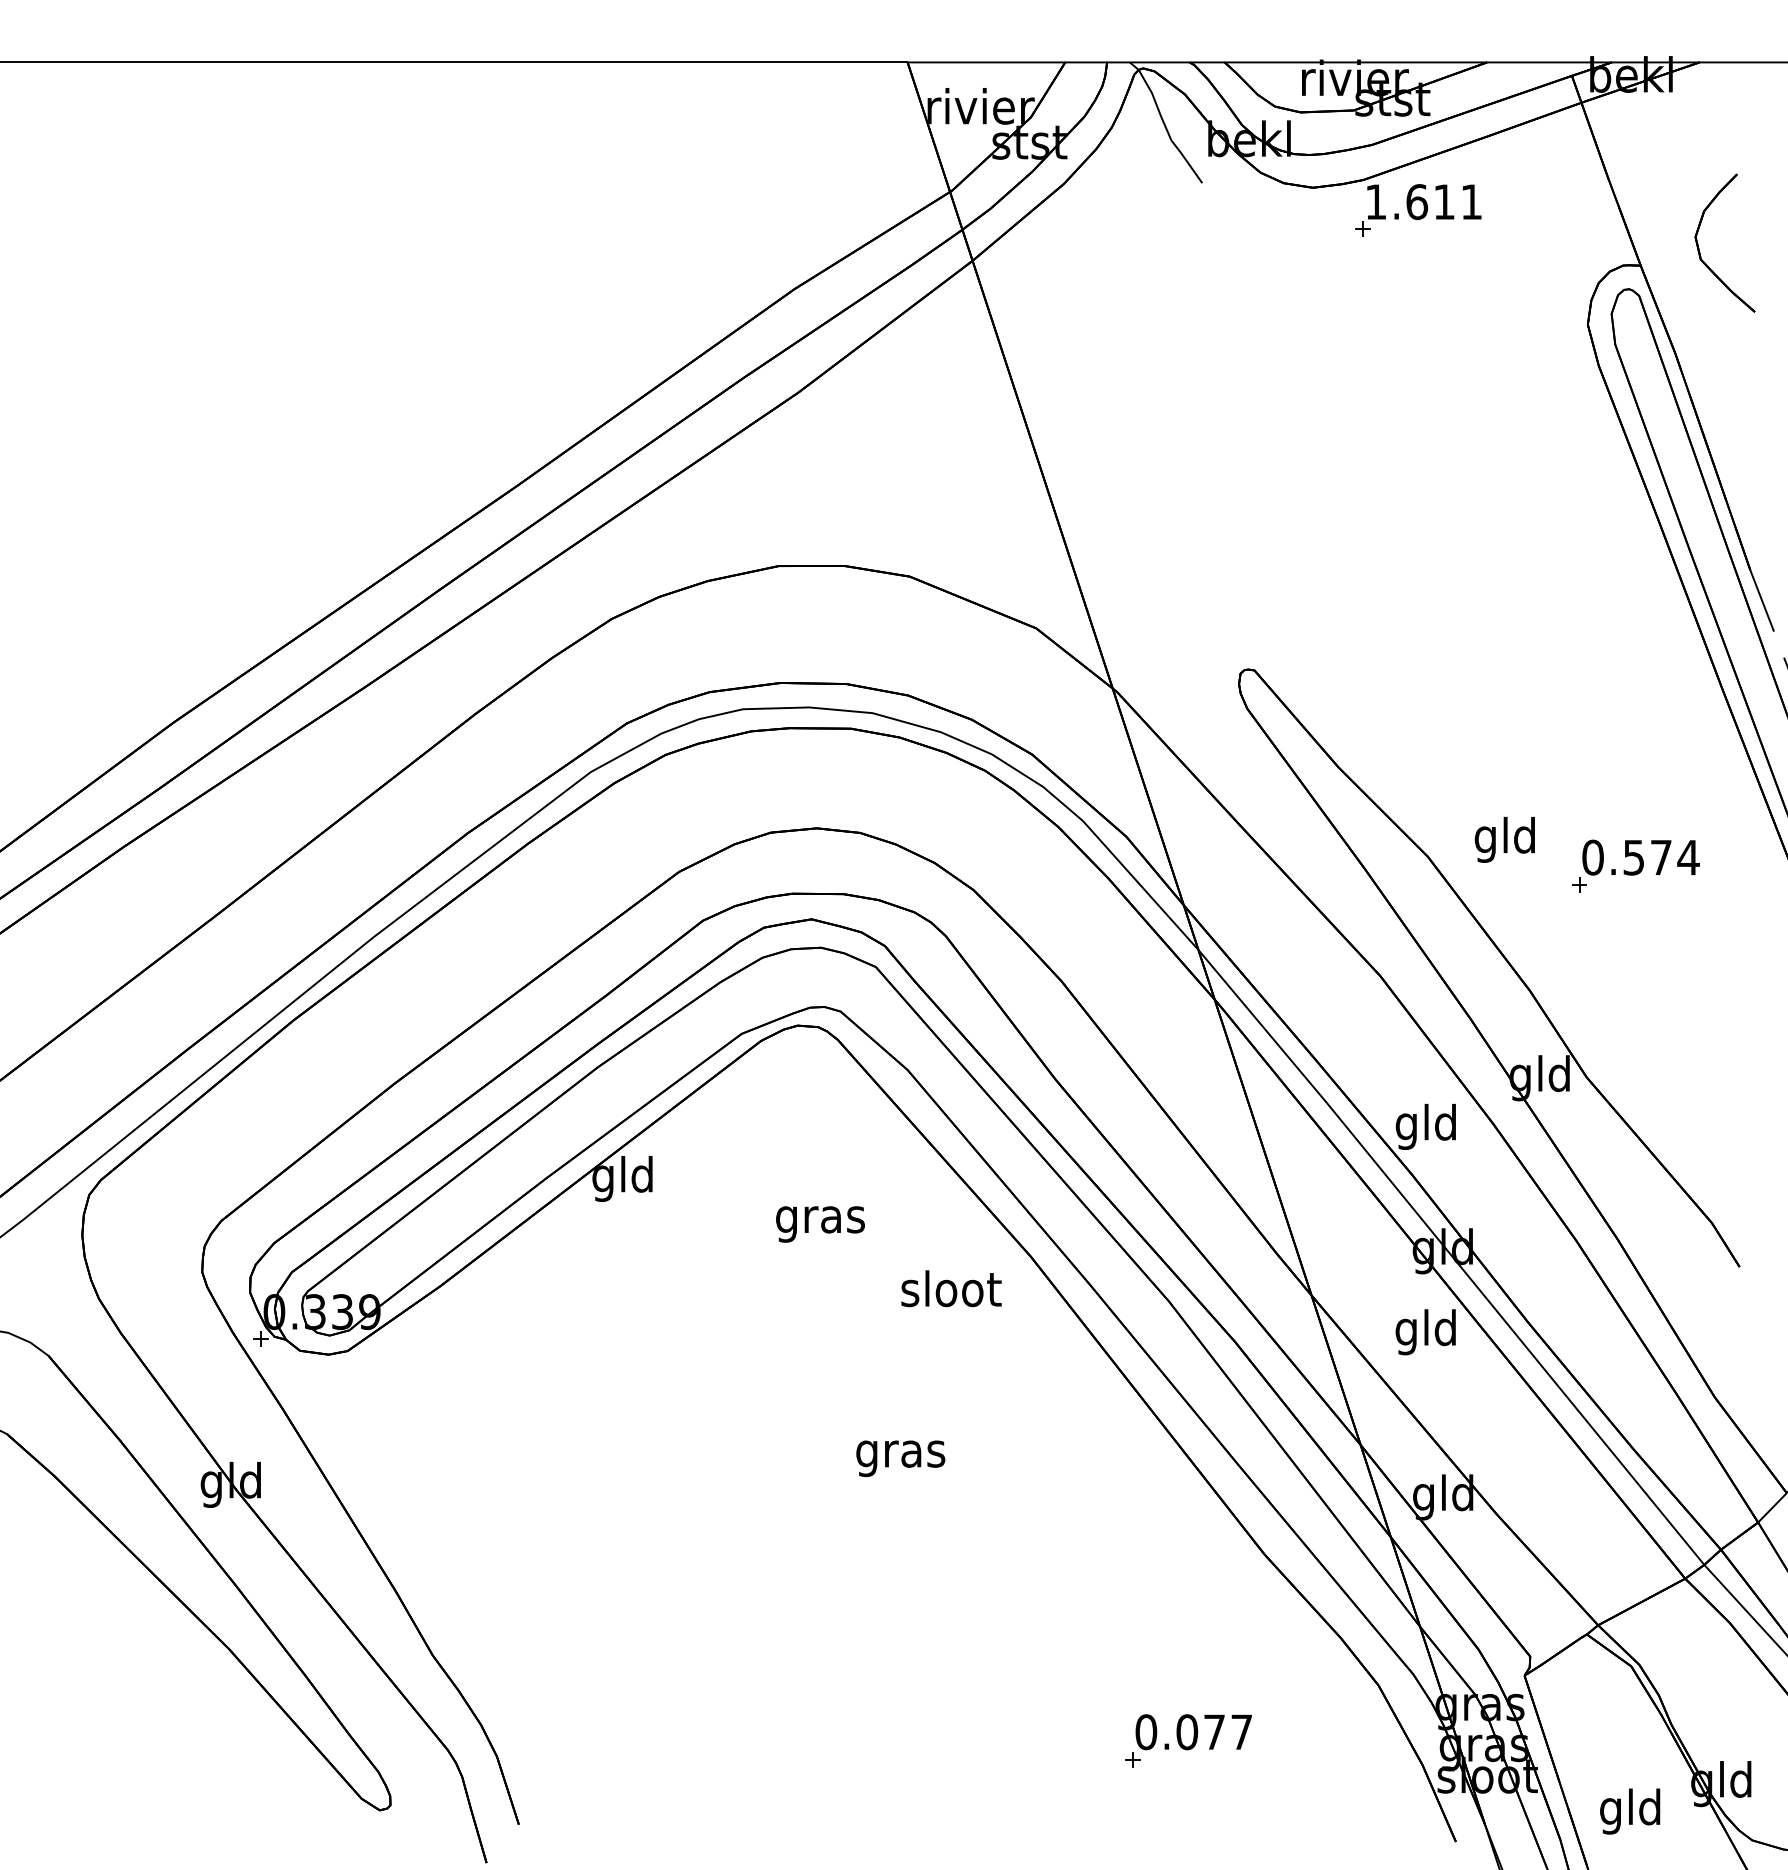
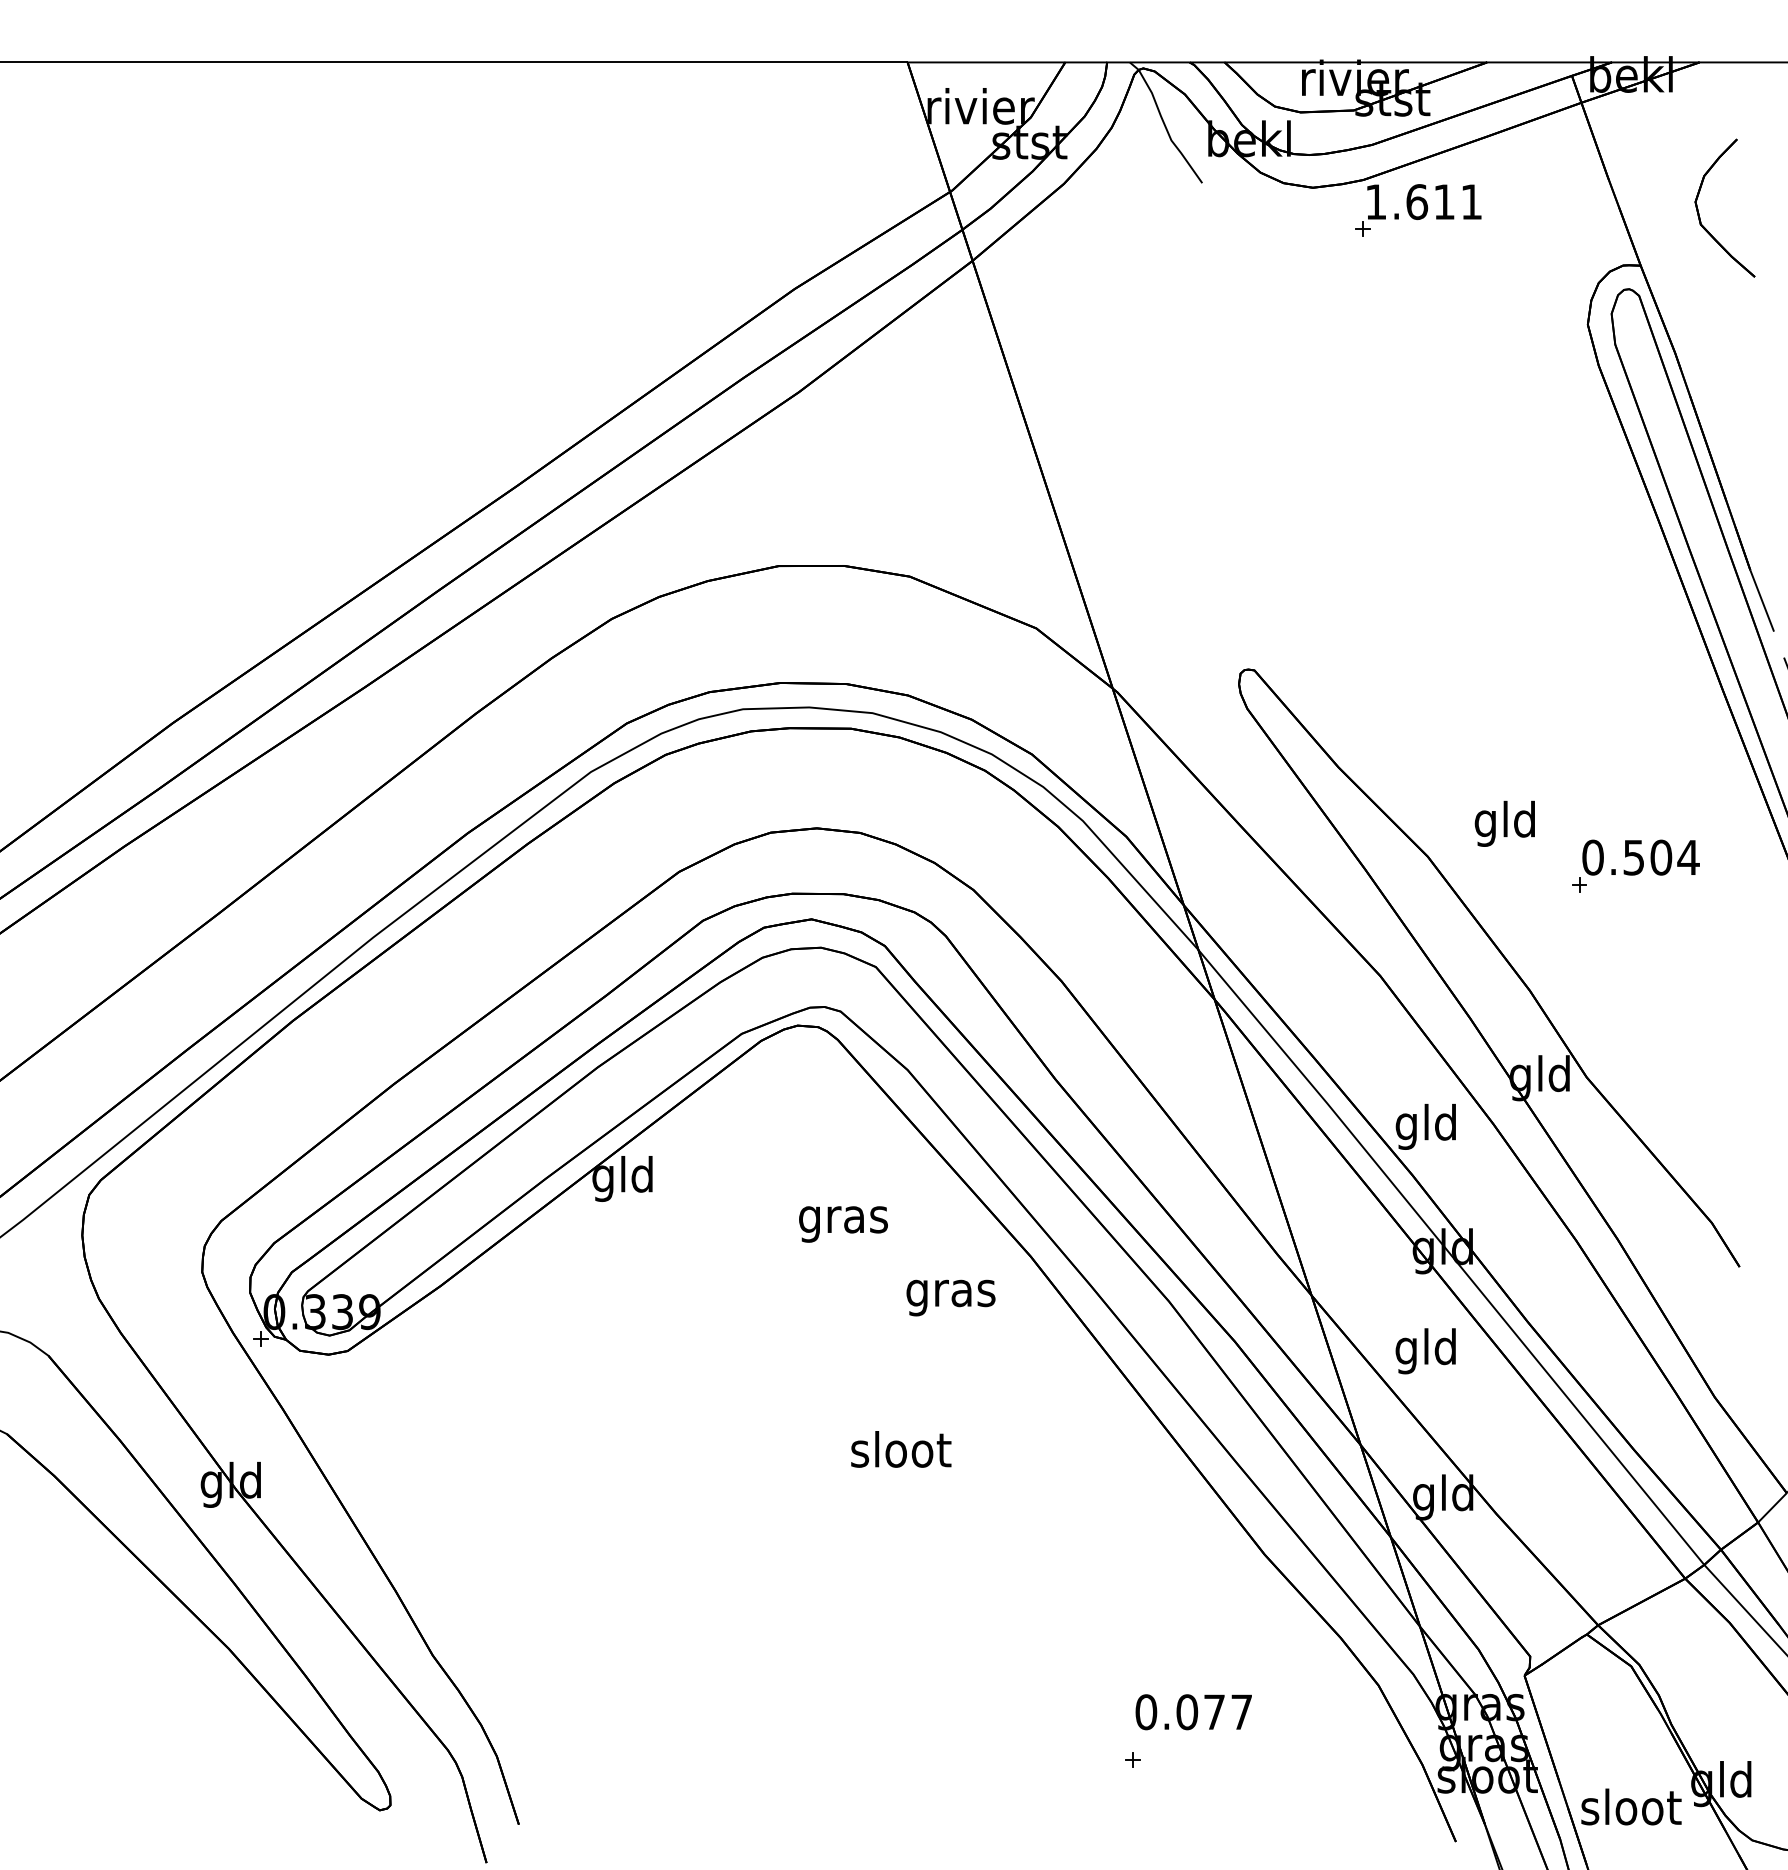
part position: (1699, 248) -> (1699, 213) (1699, 213)
text position: (1504, 839) -> (1504, 823) (1504, 823)
text: 0.574 -> 0.504 (1661, 857)
text position: (820, 1224) -> (843, 1224) (843, 1224)
text: sloot -> gras (951, 1293)
text position: (1425, 1332) -> (1425, 1351) (1425, 1351)
text: gras -> sloot (901, 1454)
text position: (1193, 1732) -> (1193, 1712) (1193, 1712)
text: gld -> sloot (1631, 1811)
